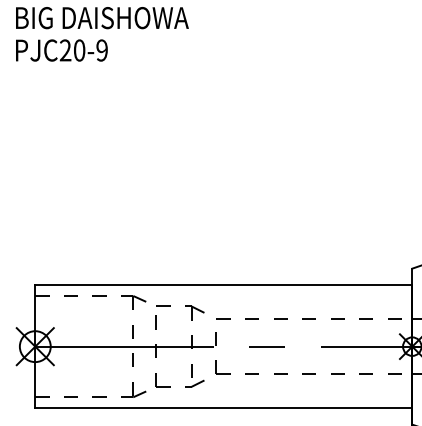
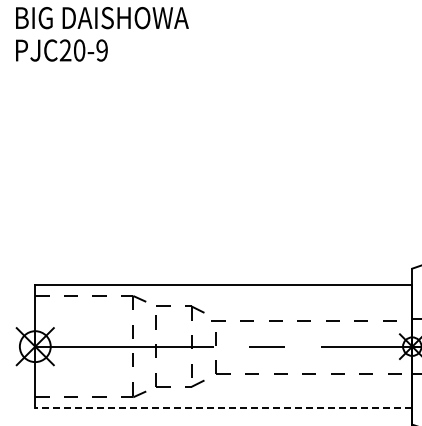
line position: (308, 318) -> (303, 320) (303, 320)
line: solid -> dashed (223, 408)
